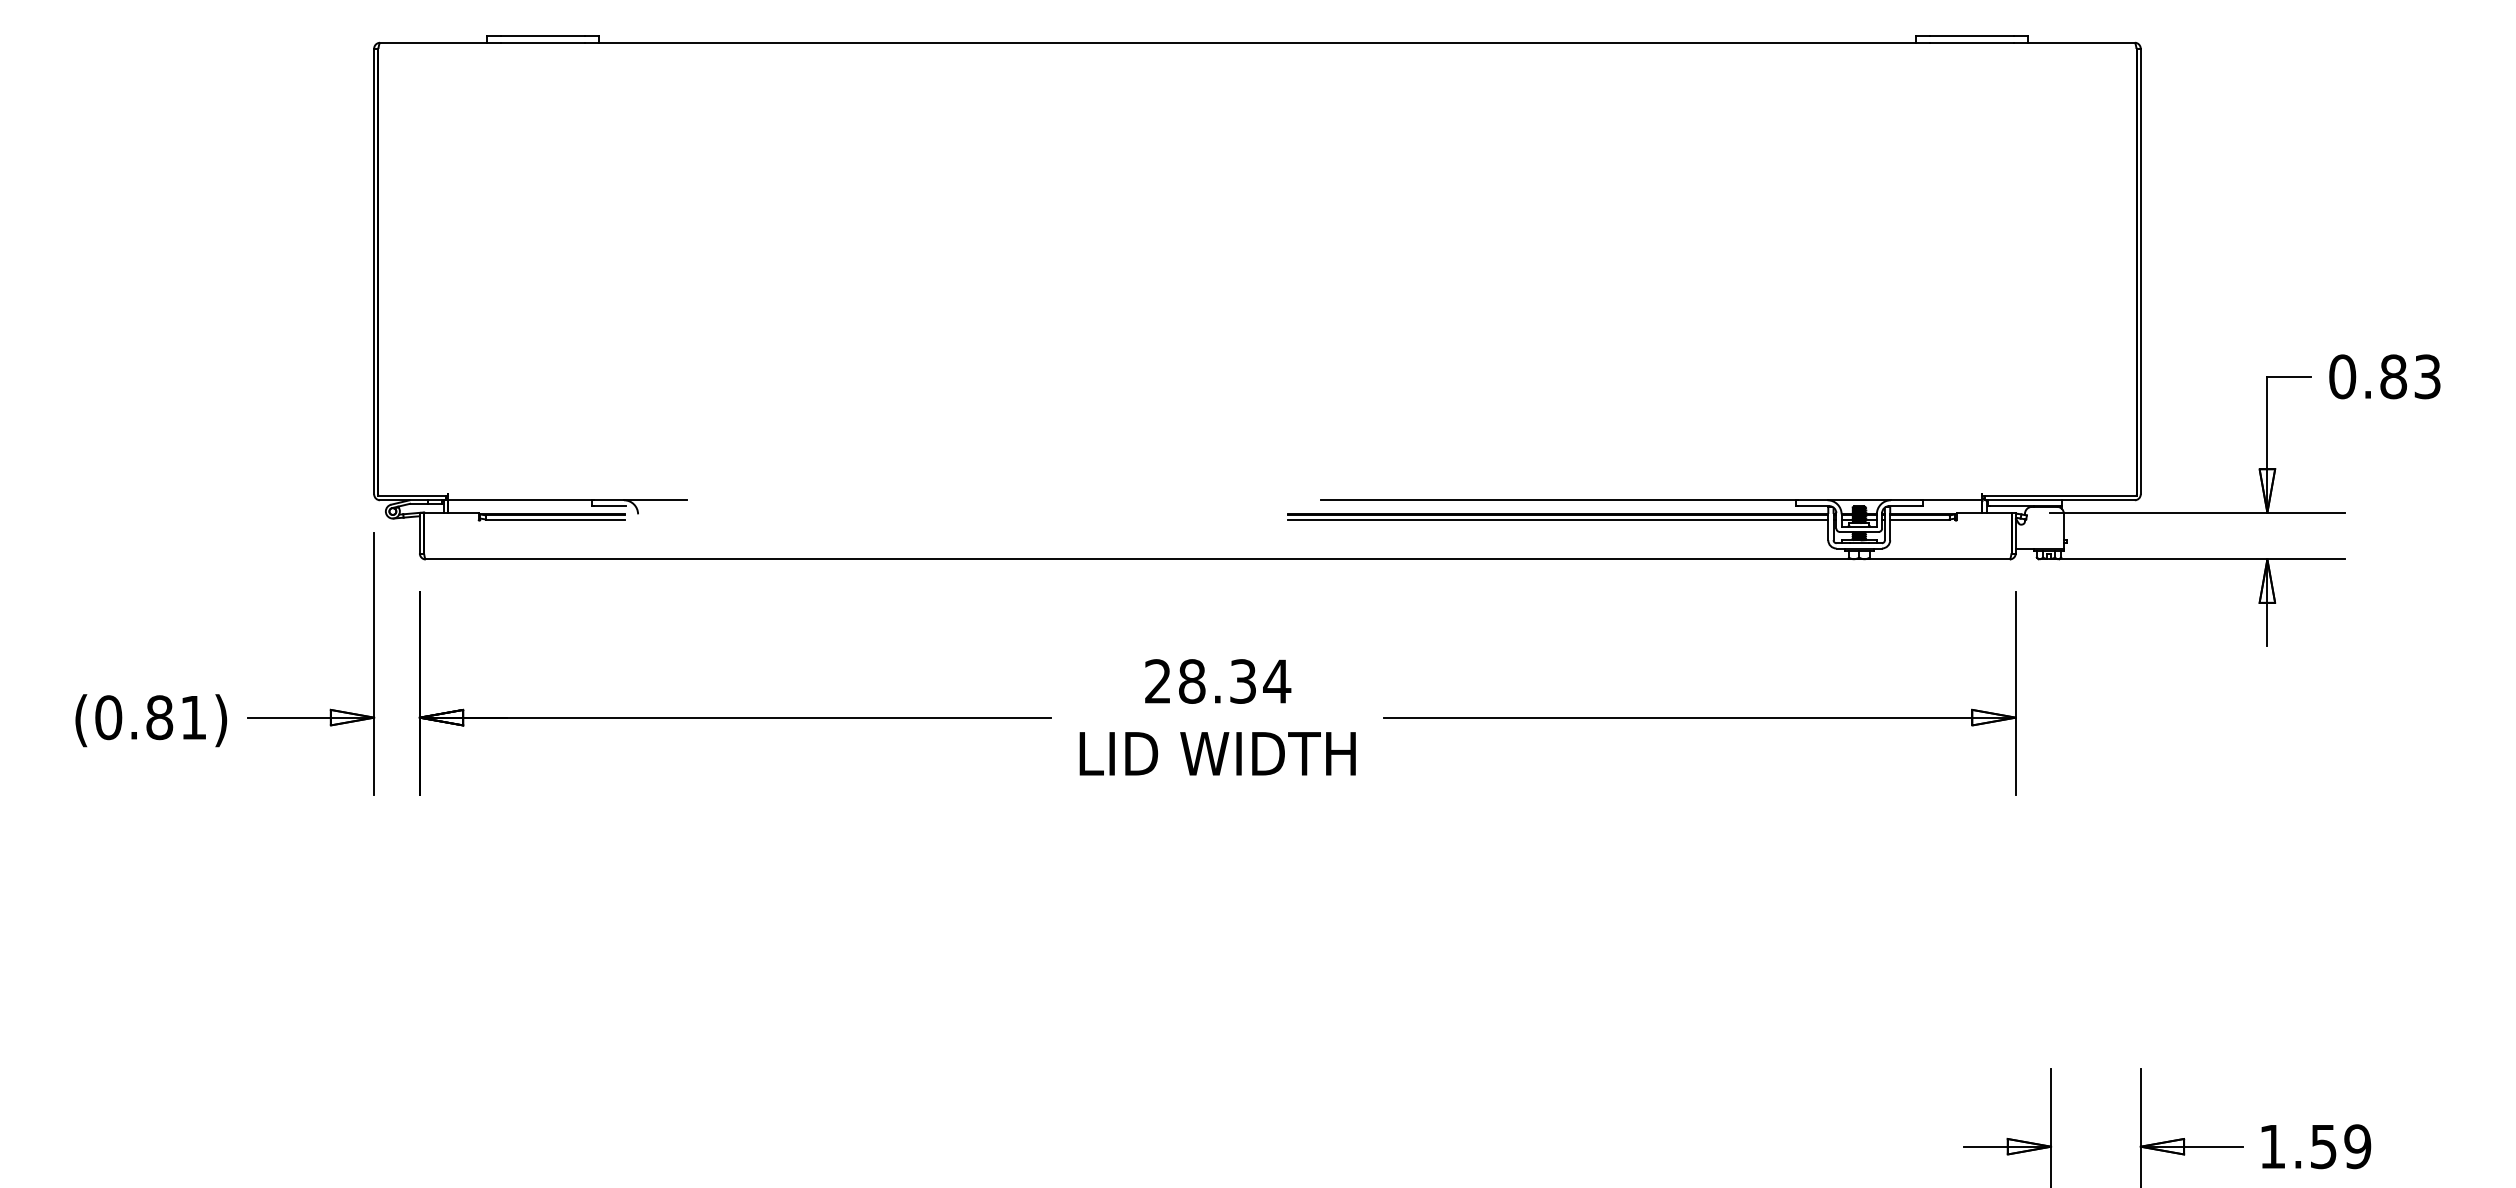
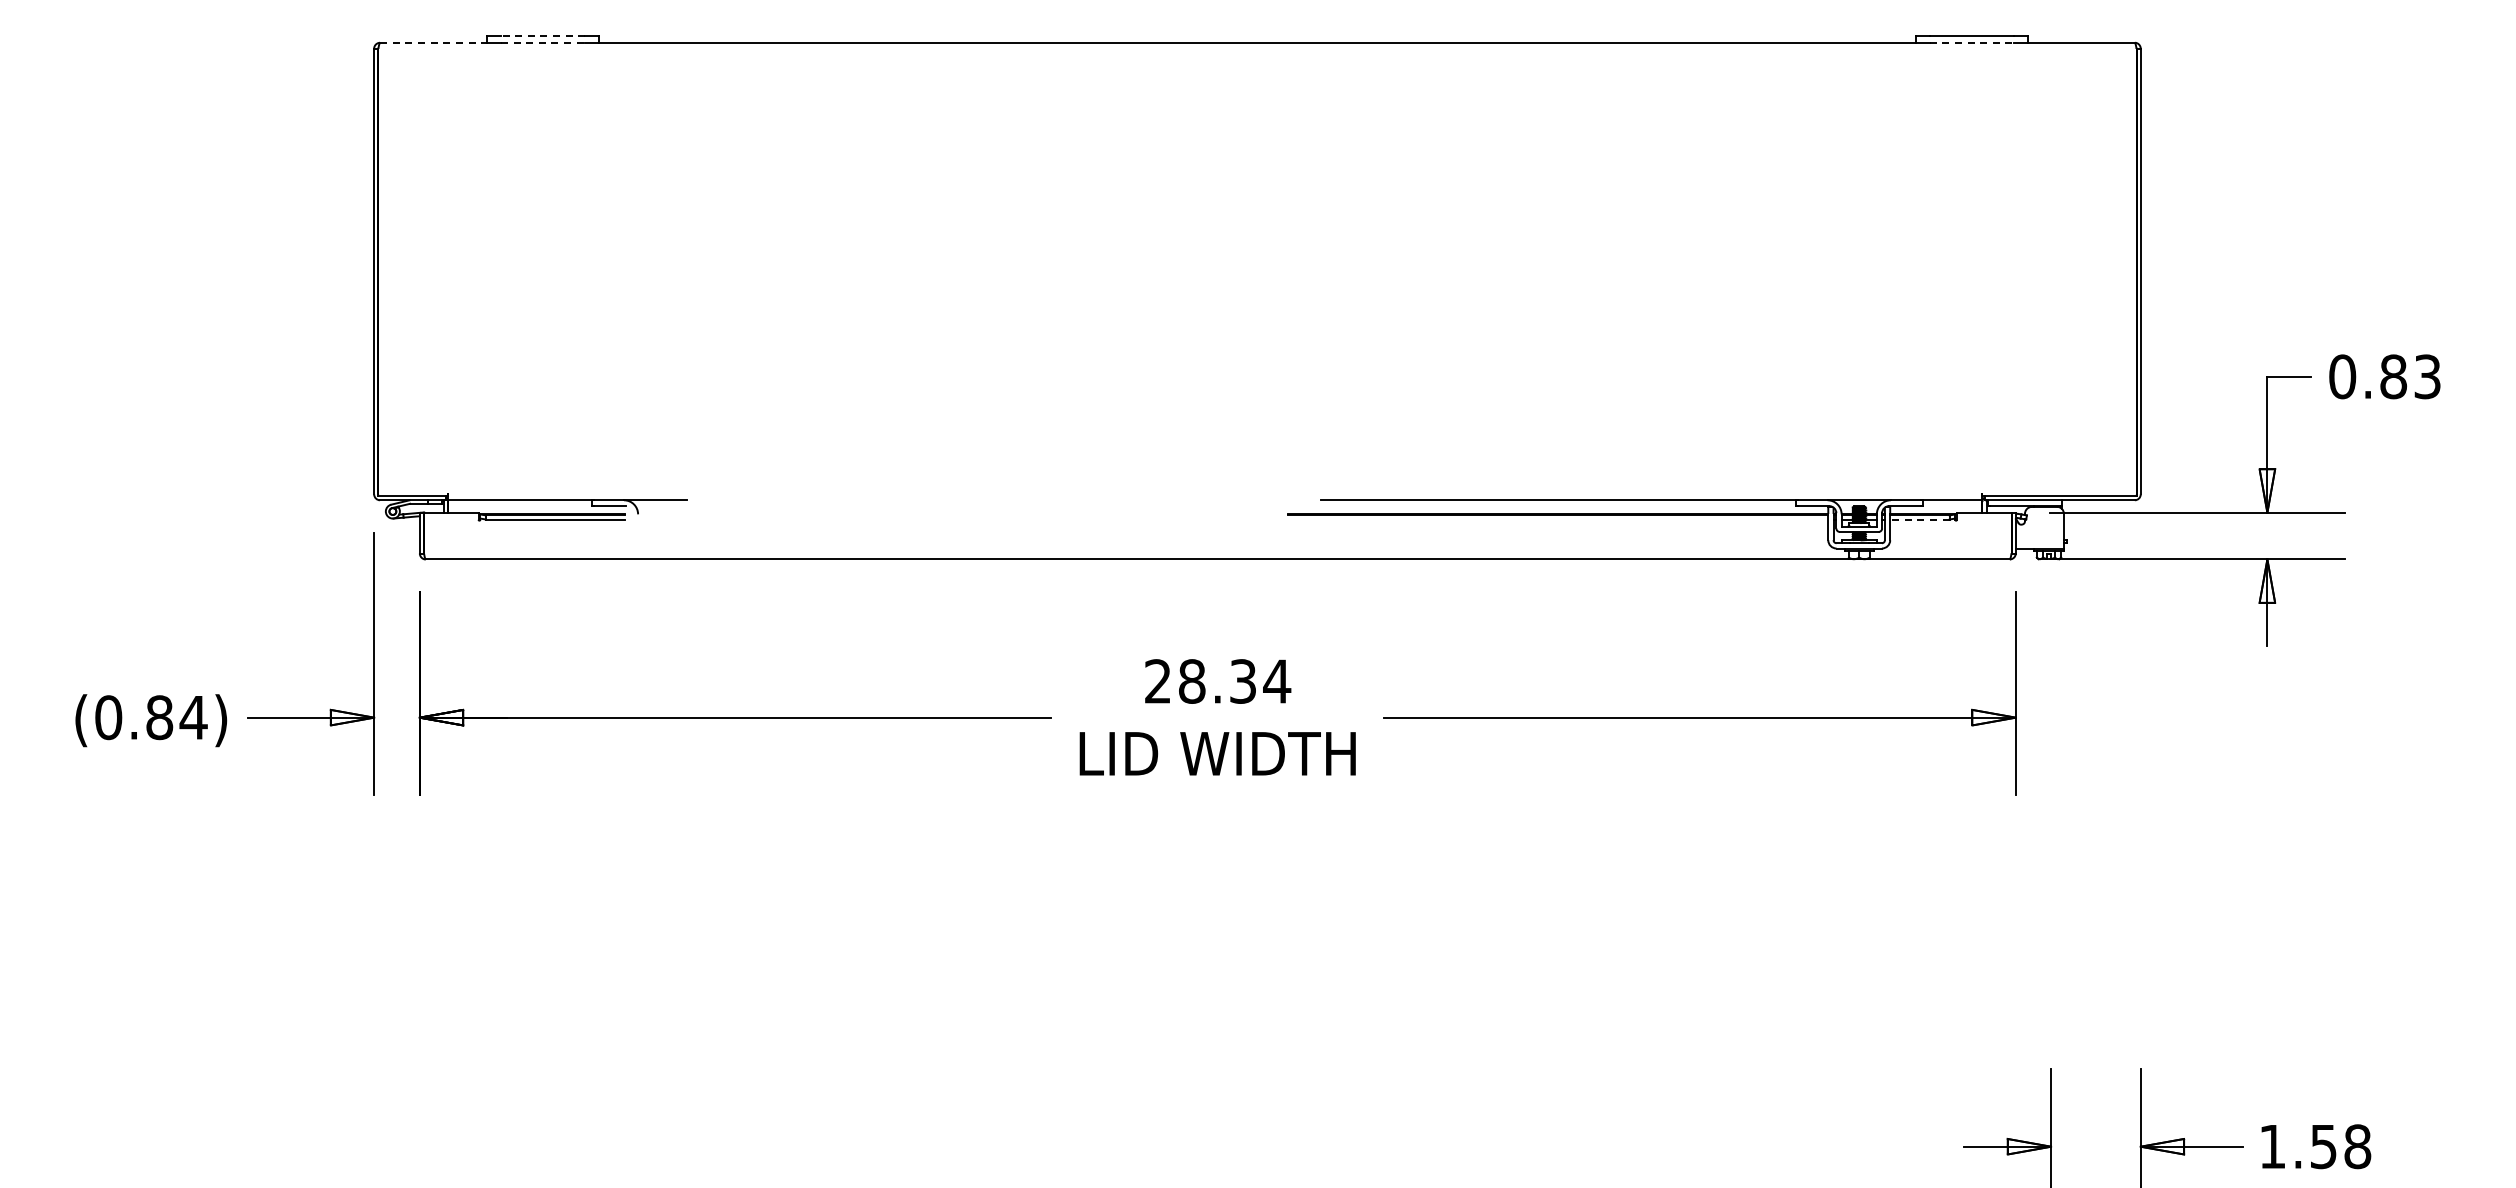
line: solid -> dashed (542, 35)
line: solid -> dashed (433, 42)
line: solid -> dashed (543, 42)
line: solid -> dashed (1972, 42)
line: present -> none (1558, 519)
line: solid -> dashed (1919, 519)
text: (0.81) -> (0.84) (193, 717)
text: 1.59 -> 1.58 (2357, 1146)
